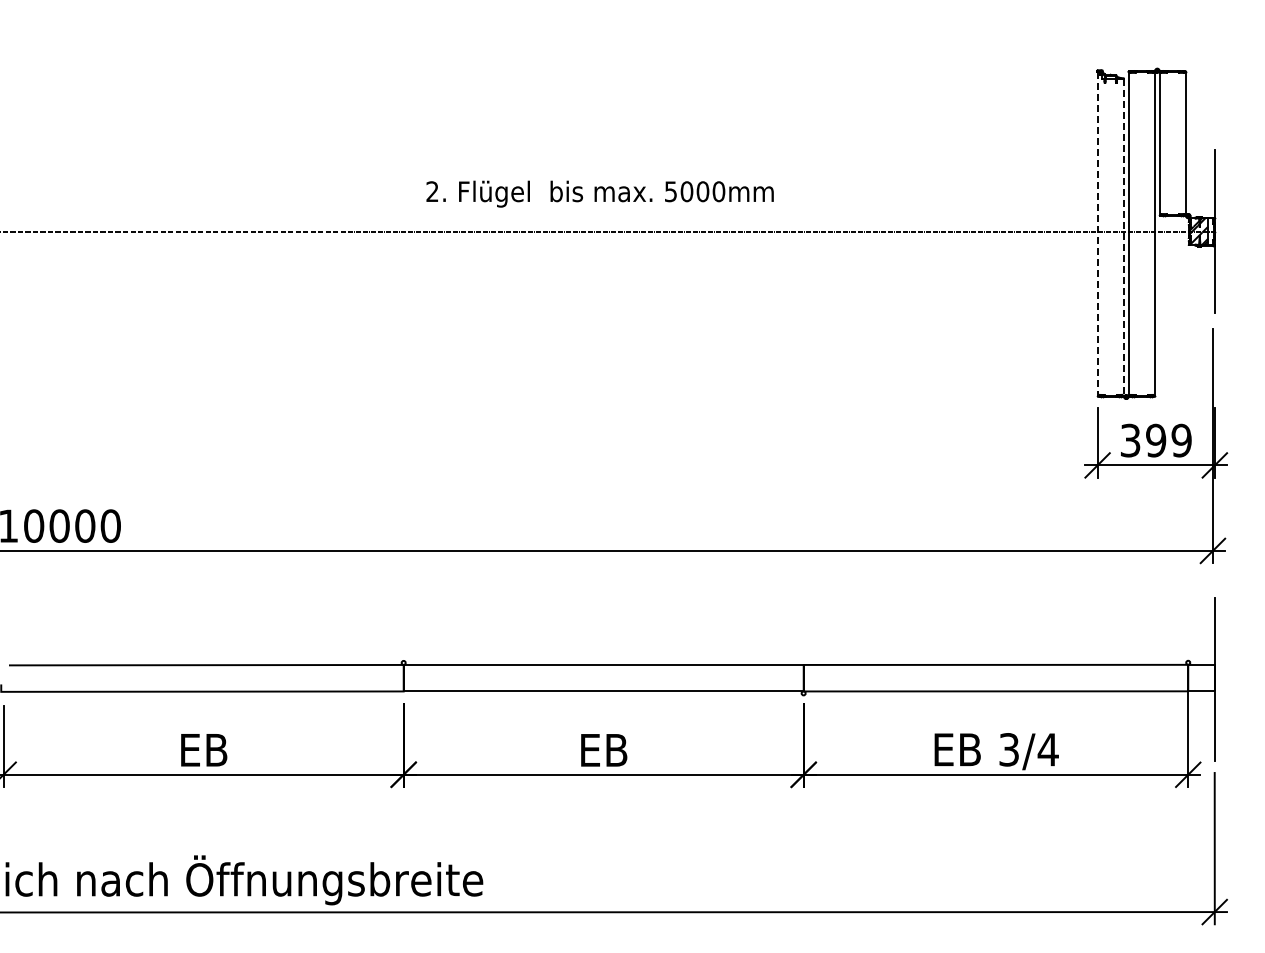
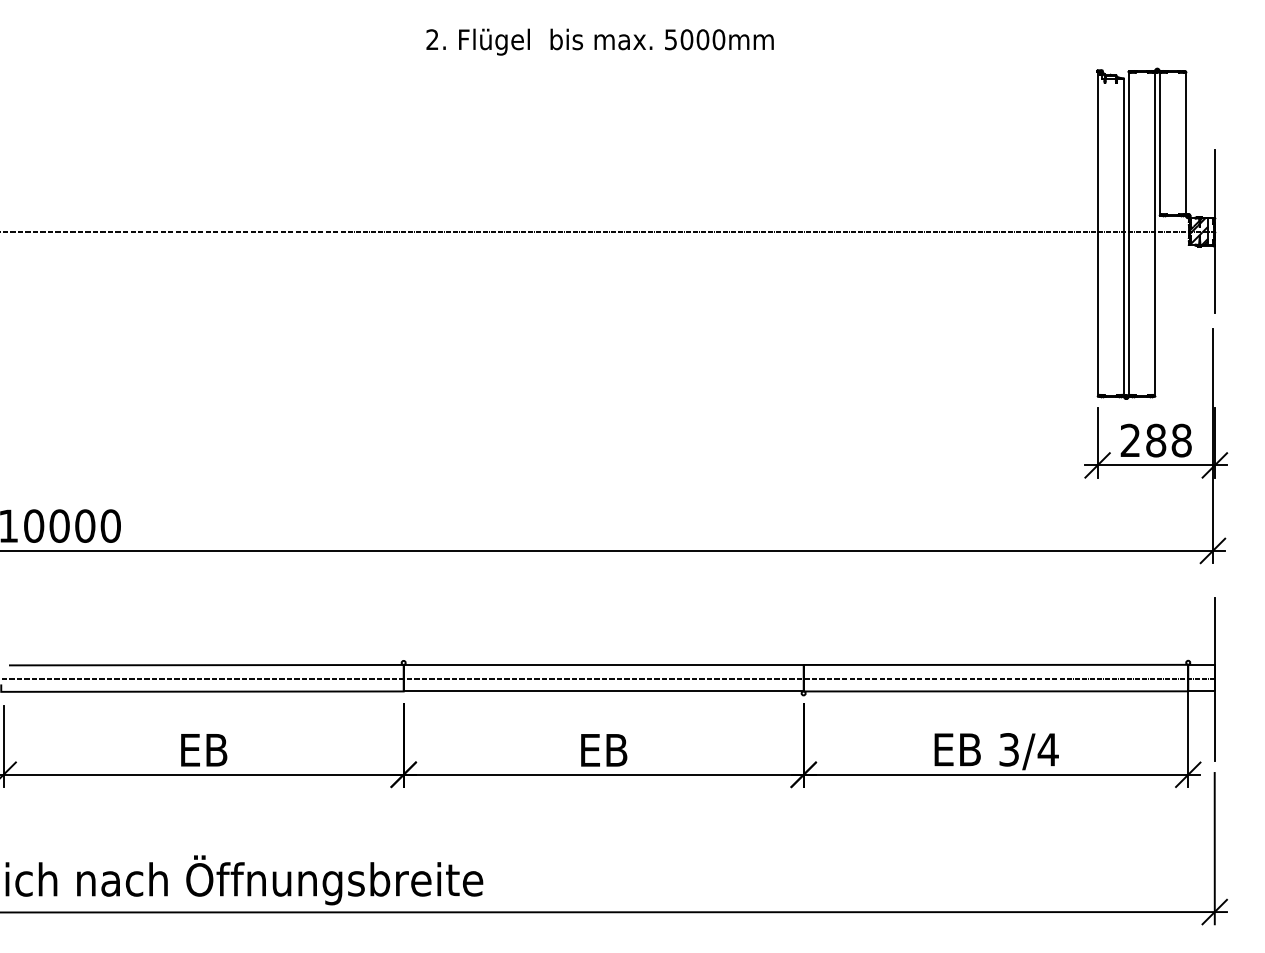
text position: (599, 193) -> (599, 41) (599, 41)
line: dashed -> solid (1097, 233)
line: dashed -> solid (1124, 237)
text: 399 -> 288 (1155, 440)
line: none -> present (608, 679)
